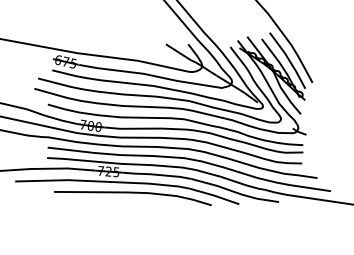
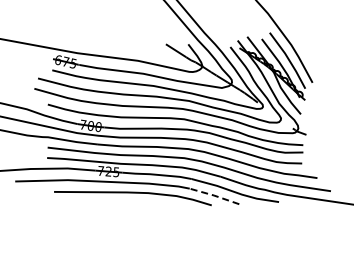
line: solid -> dashed (214, 195)
